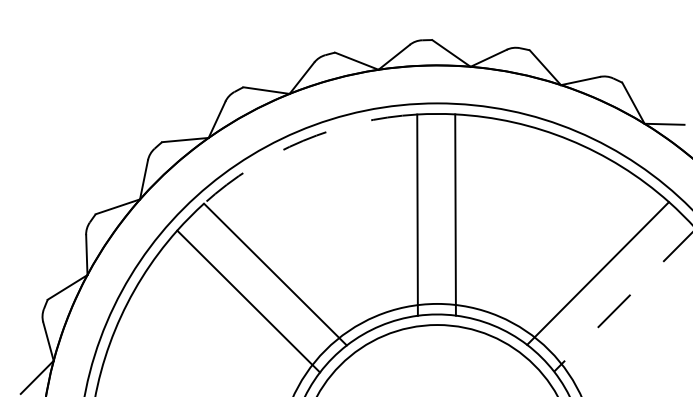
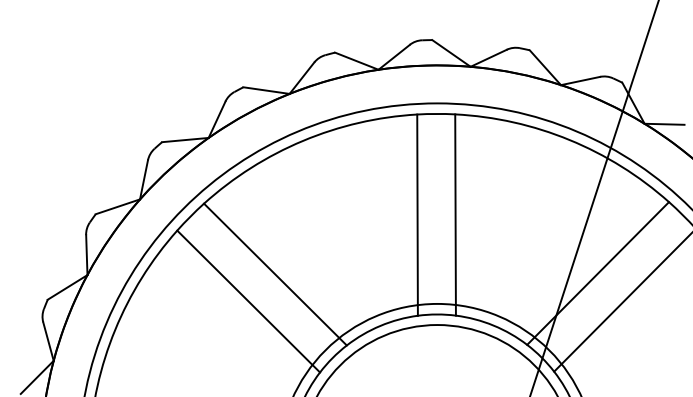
arc: dashed -> solid (303, 140)
line: none -> present (594, 197)
line: dashed -> solid (622, 302)
